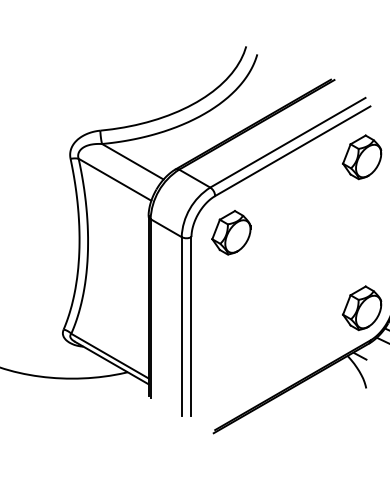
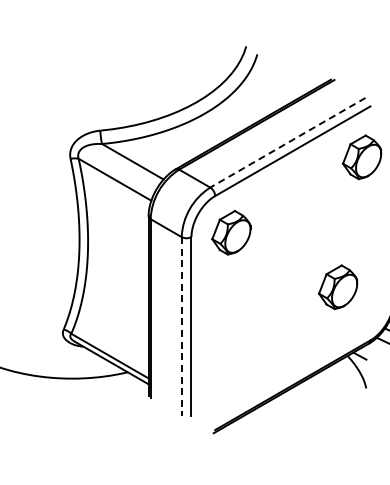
line: solid -> dashed (287, 142)
part position: (362, 308) -> (338, 287) (338, 287)
line: solid -> dashed (181, 326)
